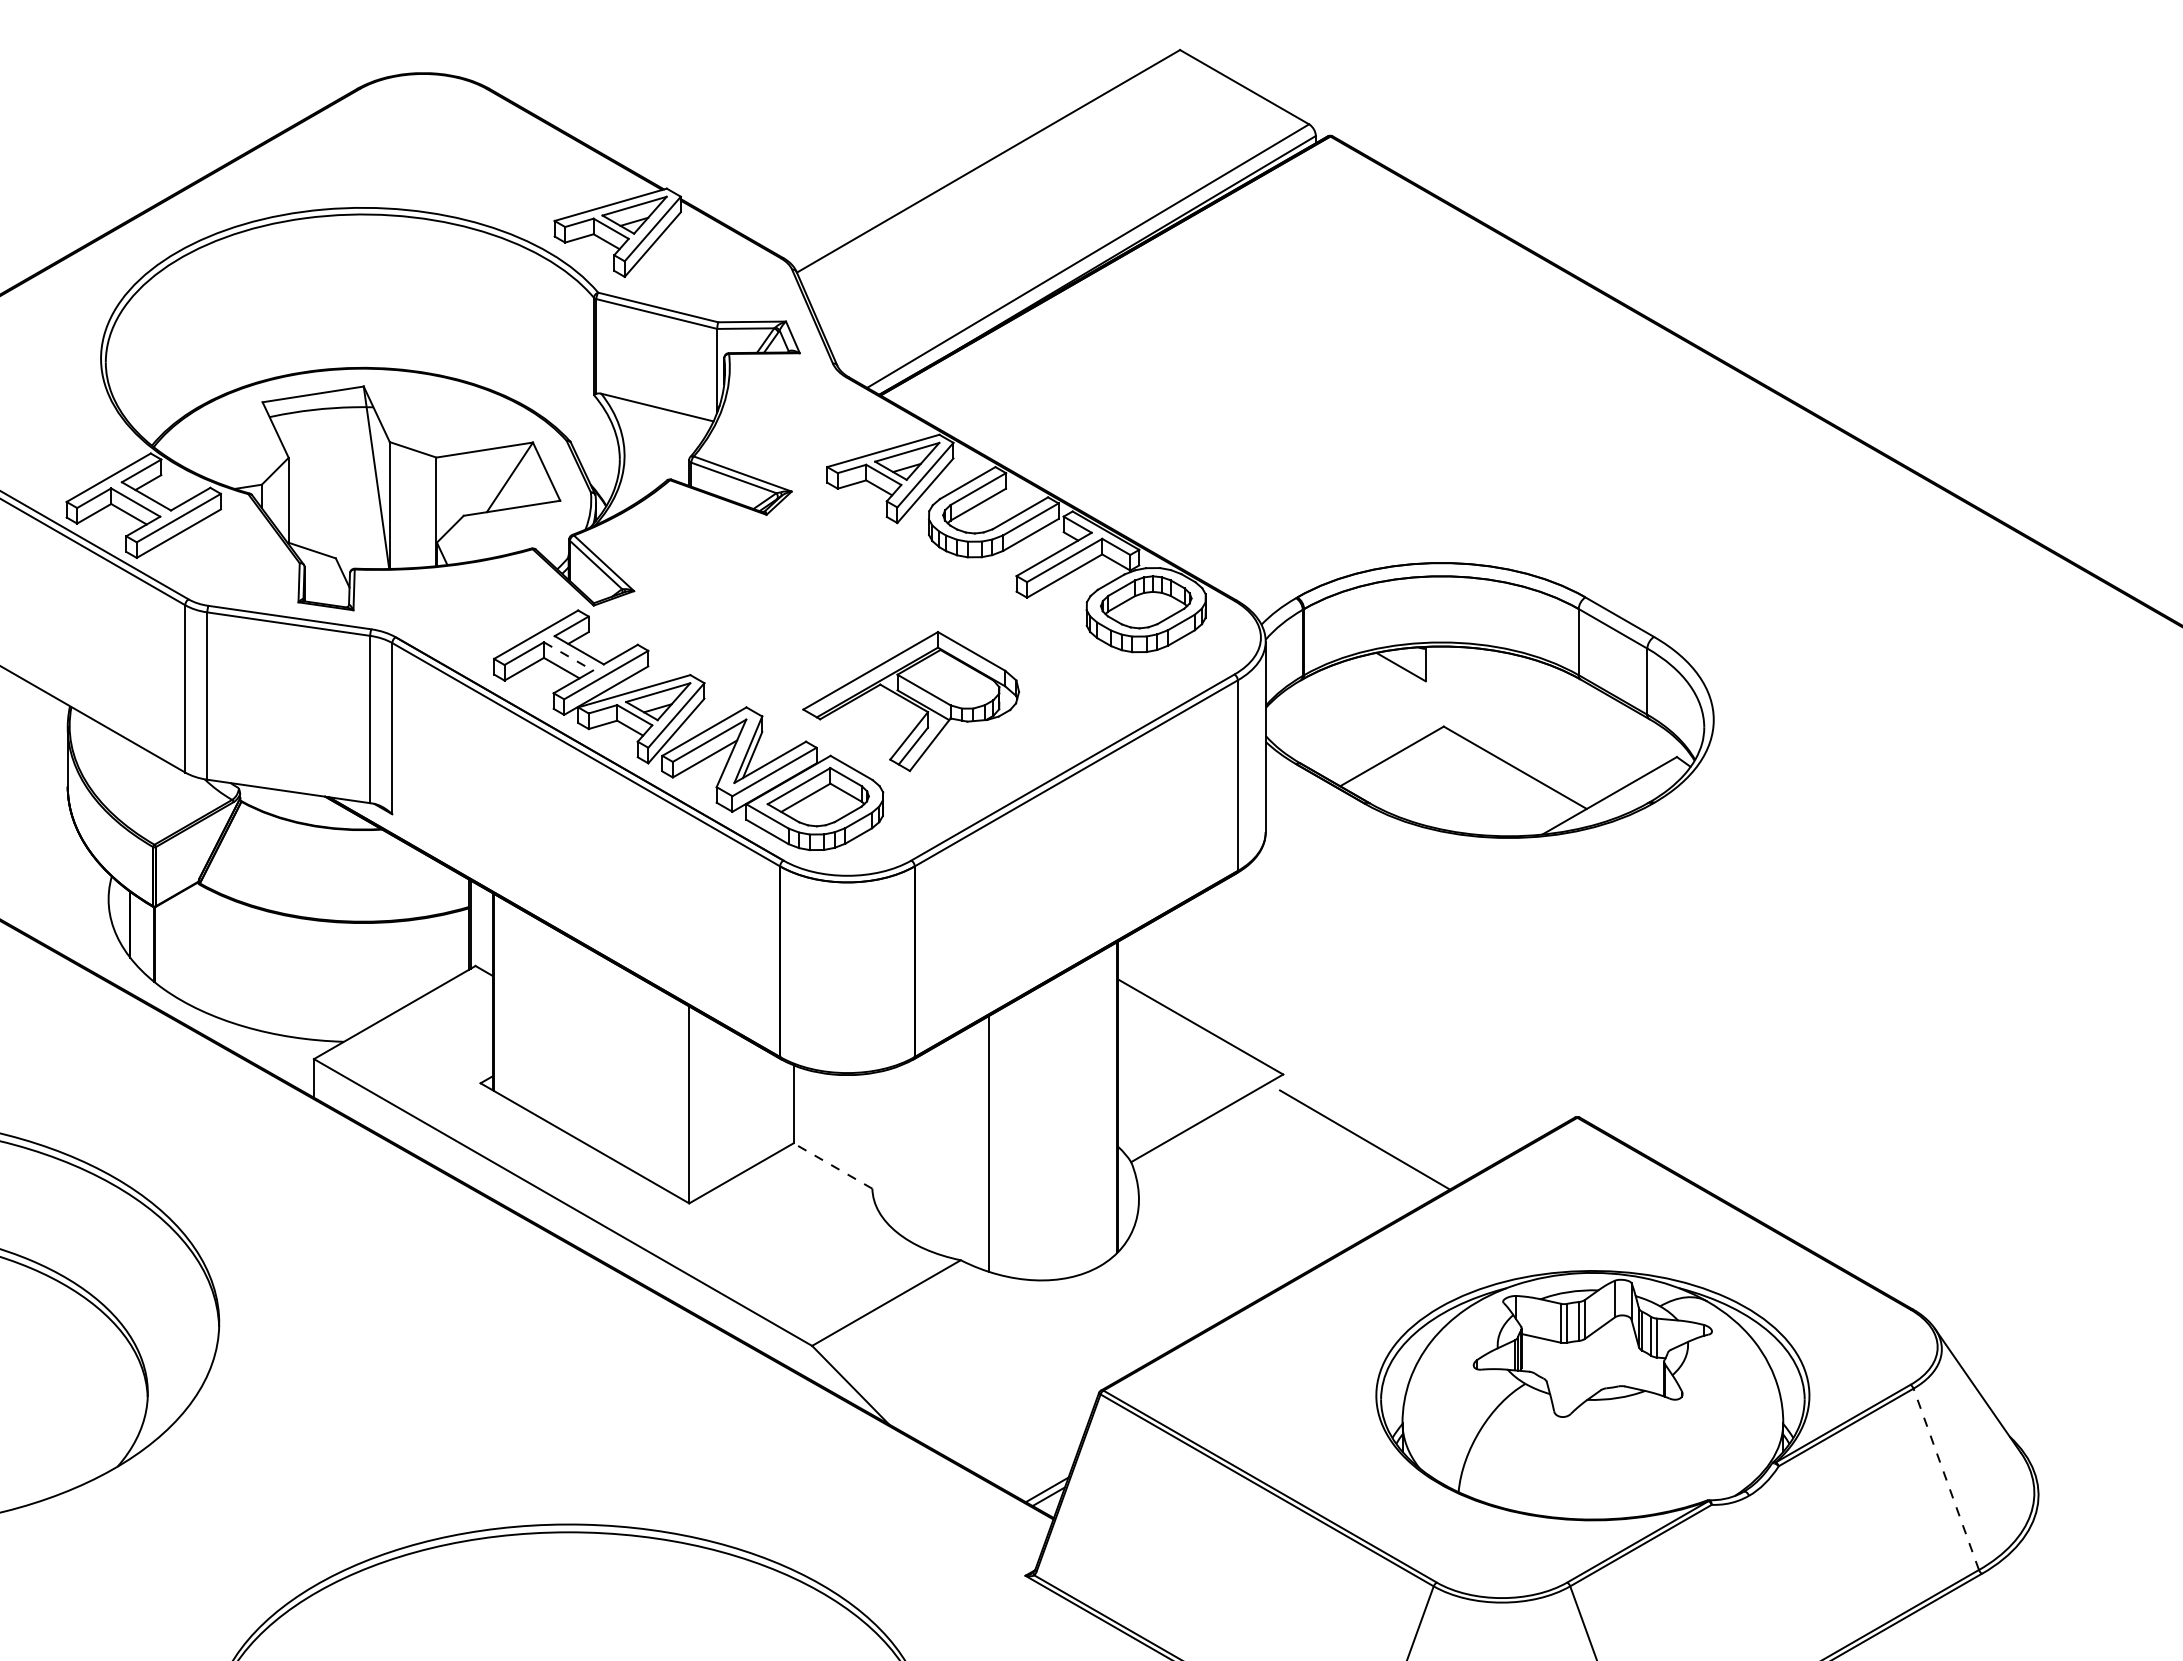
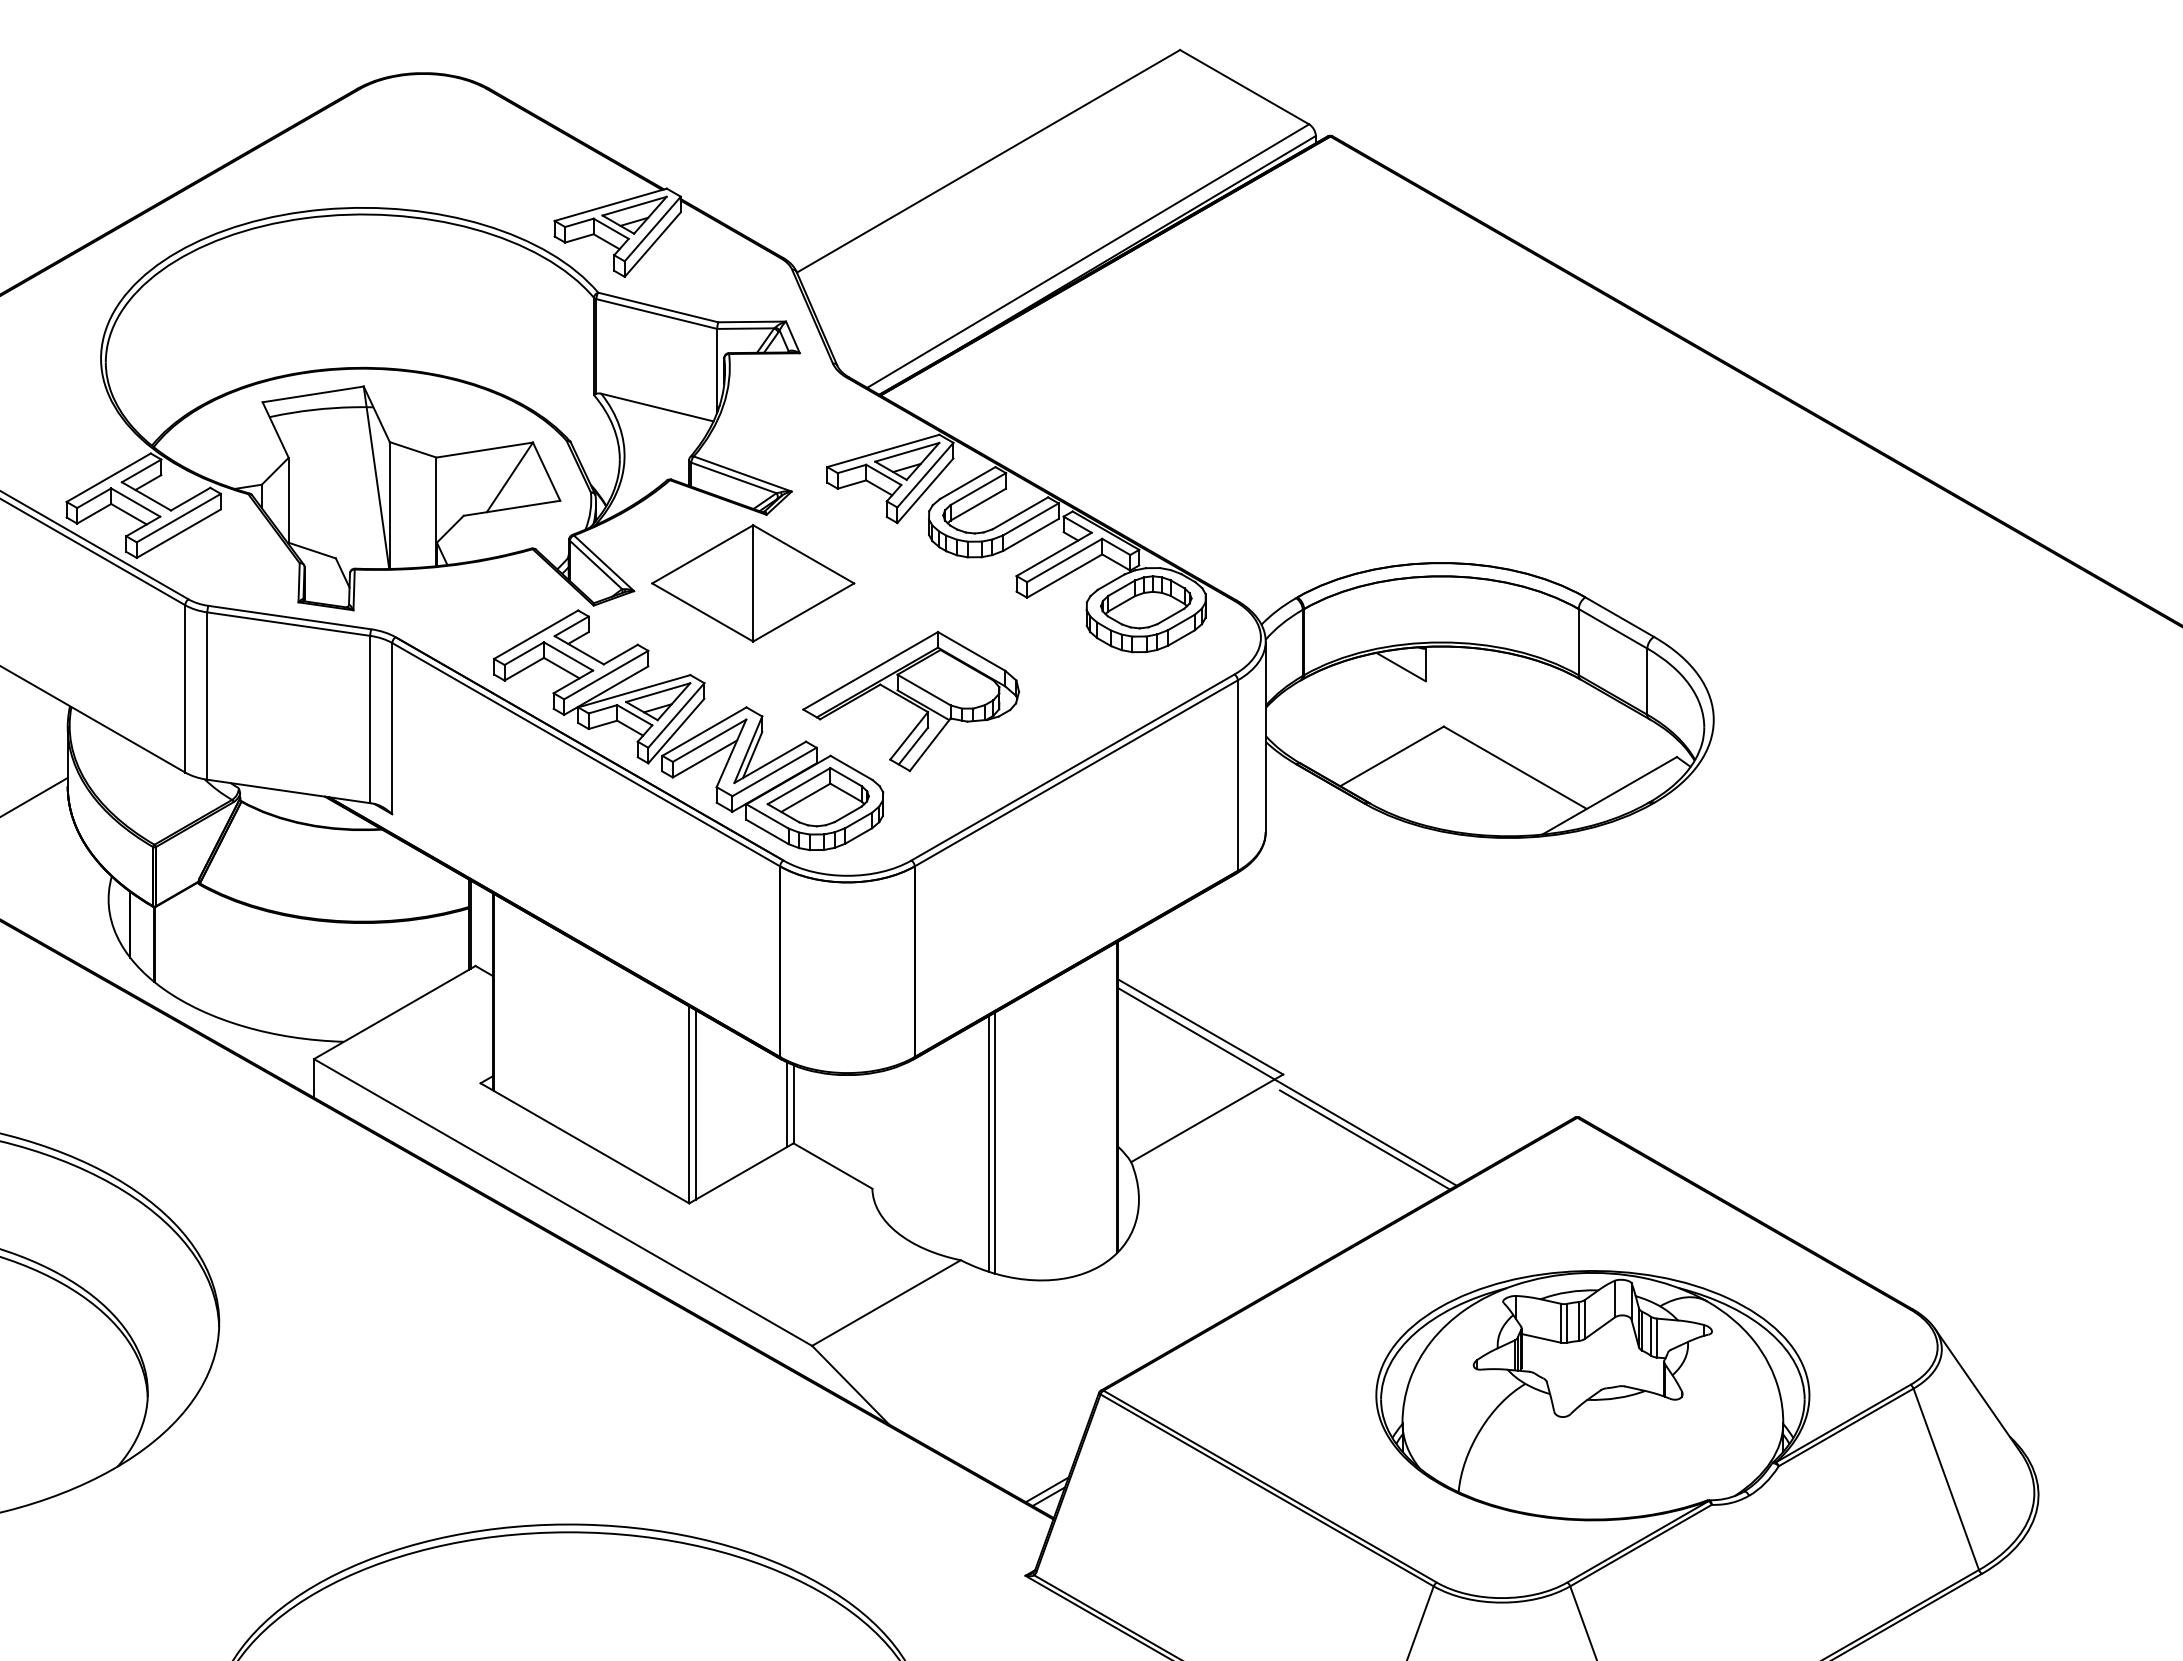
part: none -> present (753, 583)
line: dashed -> solid (568, 656)
line: none -> present (34, 796)
line: none -> present (1287, 1086)
line: none -> present (696, 1104)
line: none -> present (786, 1104)
line: none -> present (995, 1142)
line: dashed -> solid (832, 1165)
line: dashed -> solid (1946, 1478)
